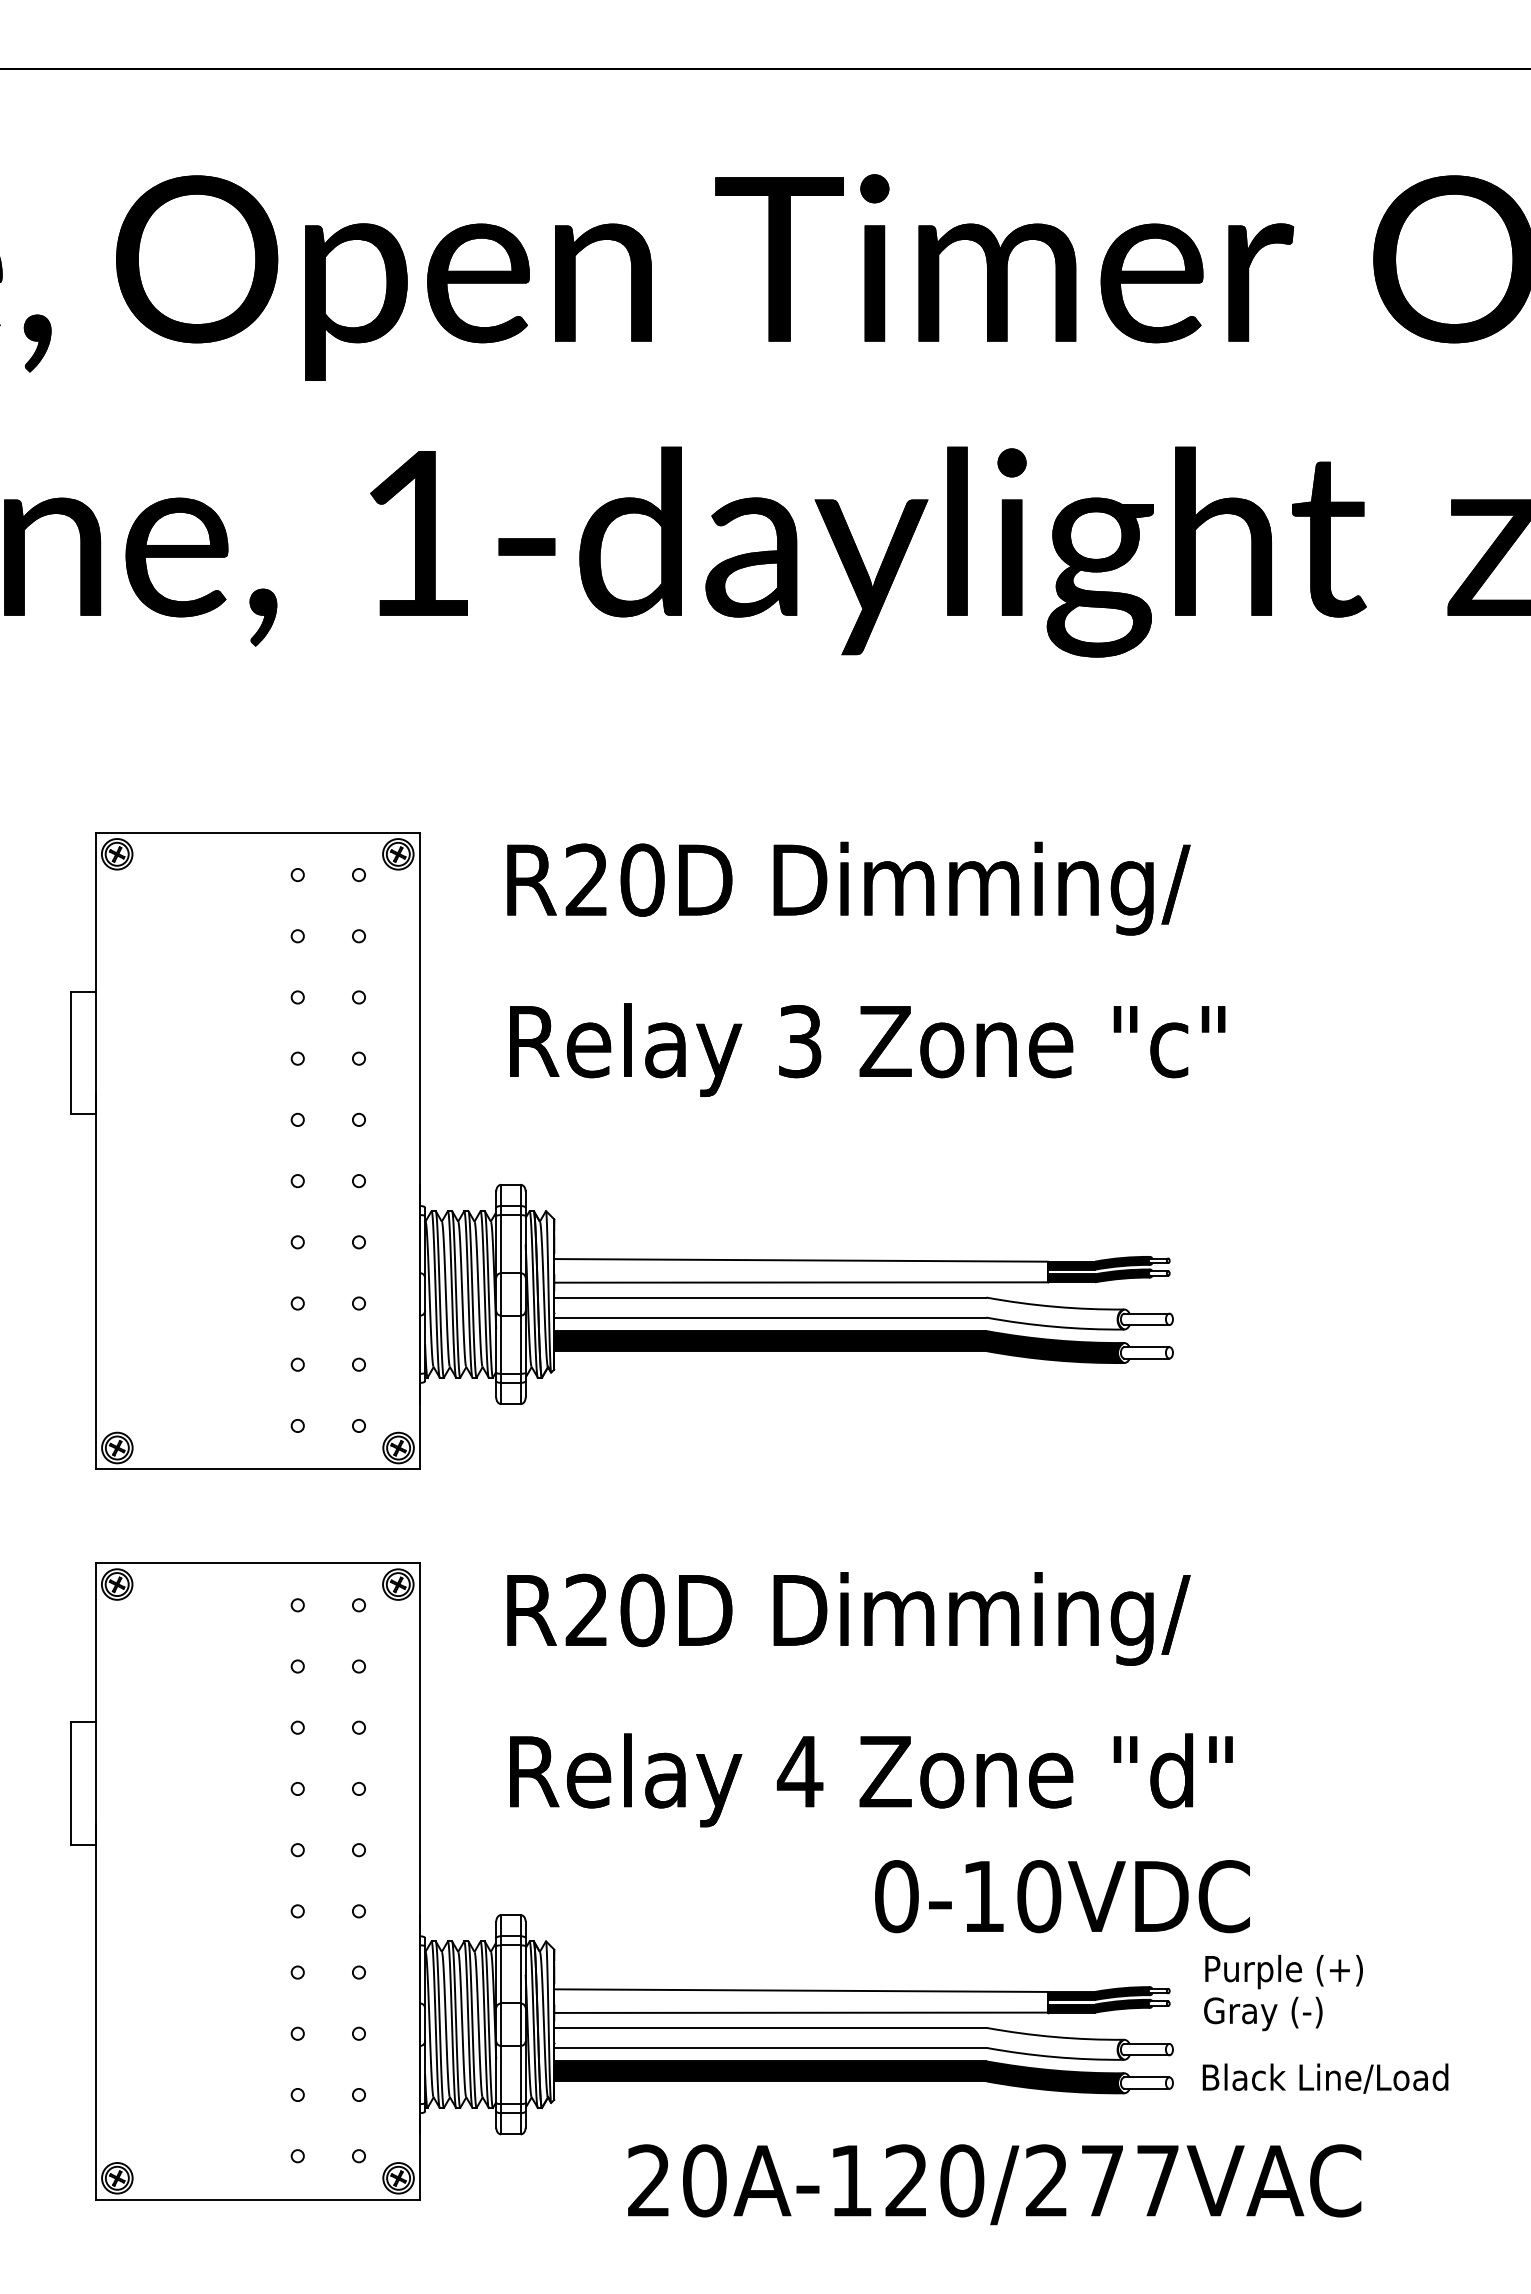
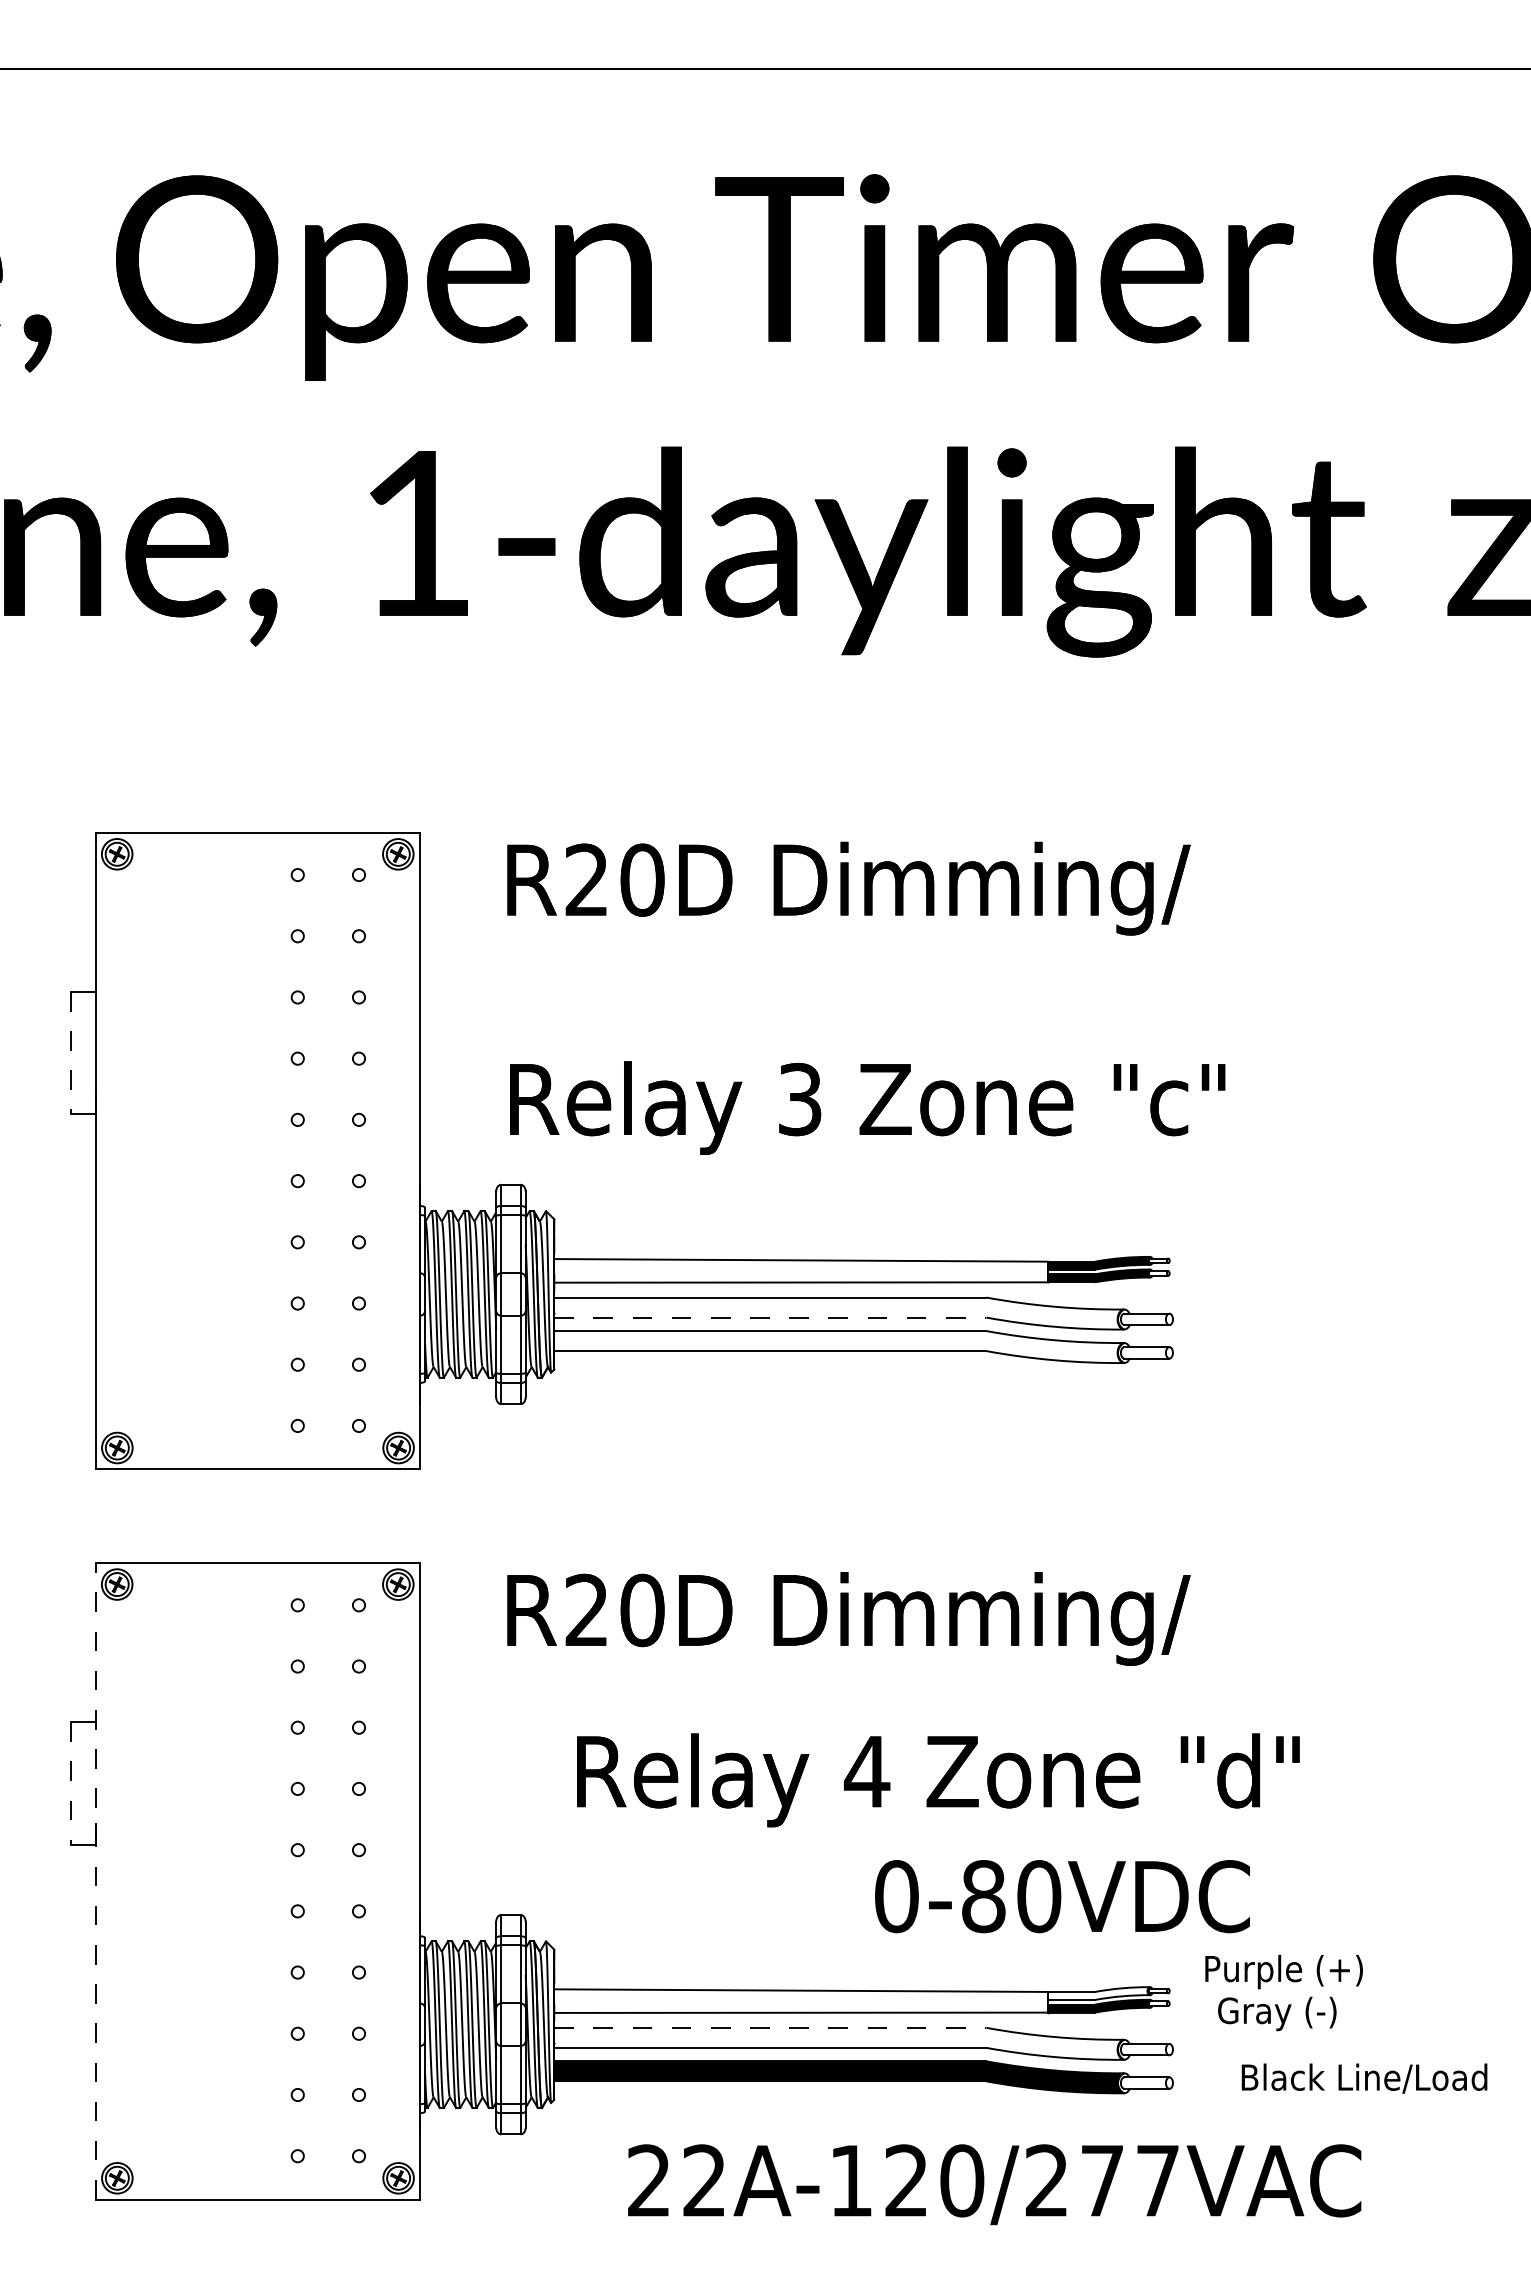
text position: (867, 1049) -> (867, 1107) (867, 1107)
line: solid -> dashed (71, 1053)
line: solid -> dashed (770, 1317)
fill: present -> none (839, 1347)
text position: (871, 1780) -> (938, 1780) (938, 1780)
line: solid -> dashed (71, 1783)
line: solid -> dashed (95, 1880)
text: 0-10VDC -> 0-80VDC (983, 1896)
fill: present -> none (1098, 1993)
text position: (1263, 2013) -> (1277, 2013) (1277, 2013)
line: solid -> dashed (770, 2027)
text position: (1325, 2078) -> (1364, 2078) (1364, 2078)
text: 20A-120/277VAC -> 22A-120/277VAC (704, 2180)
